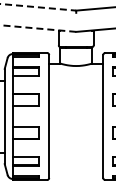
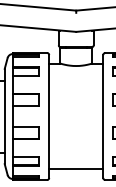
line: dashed -> solid (38, 7)
line: dashed -> solid (37, 28)
line: none -> present (76, 169)
